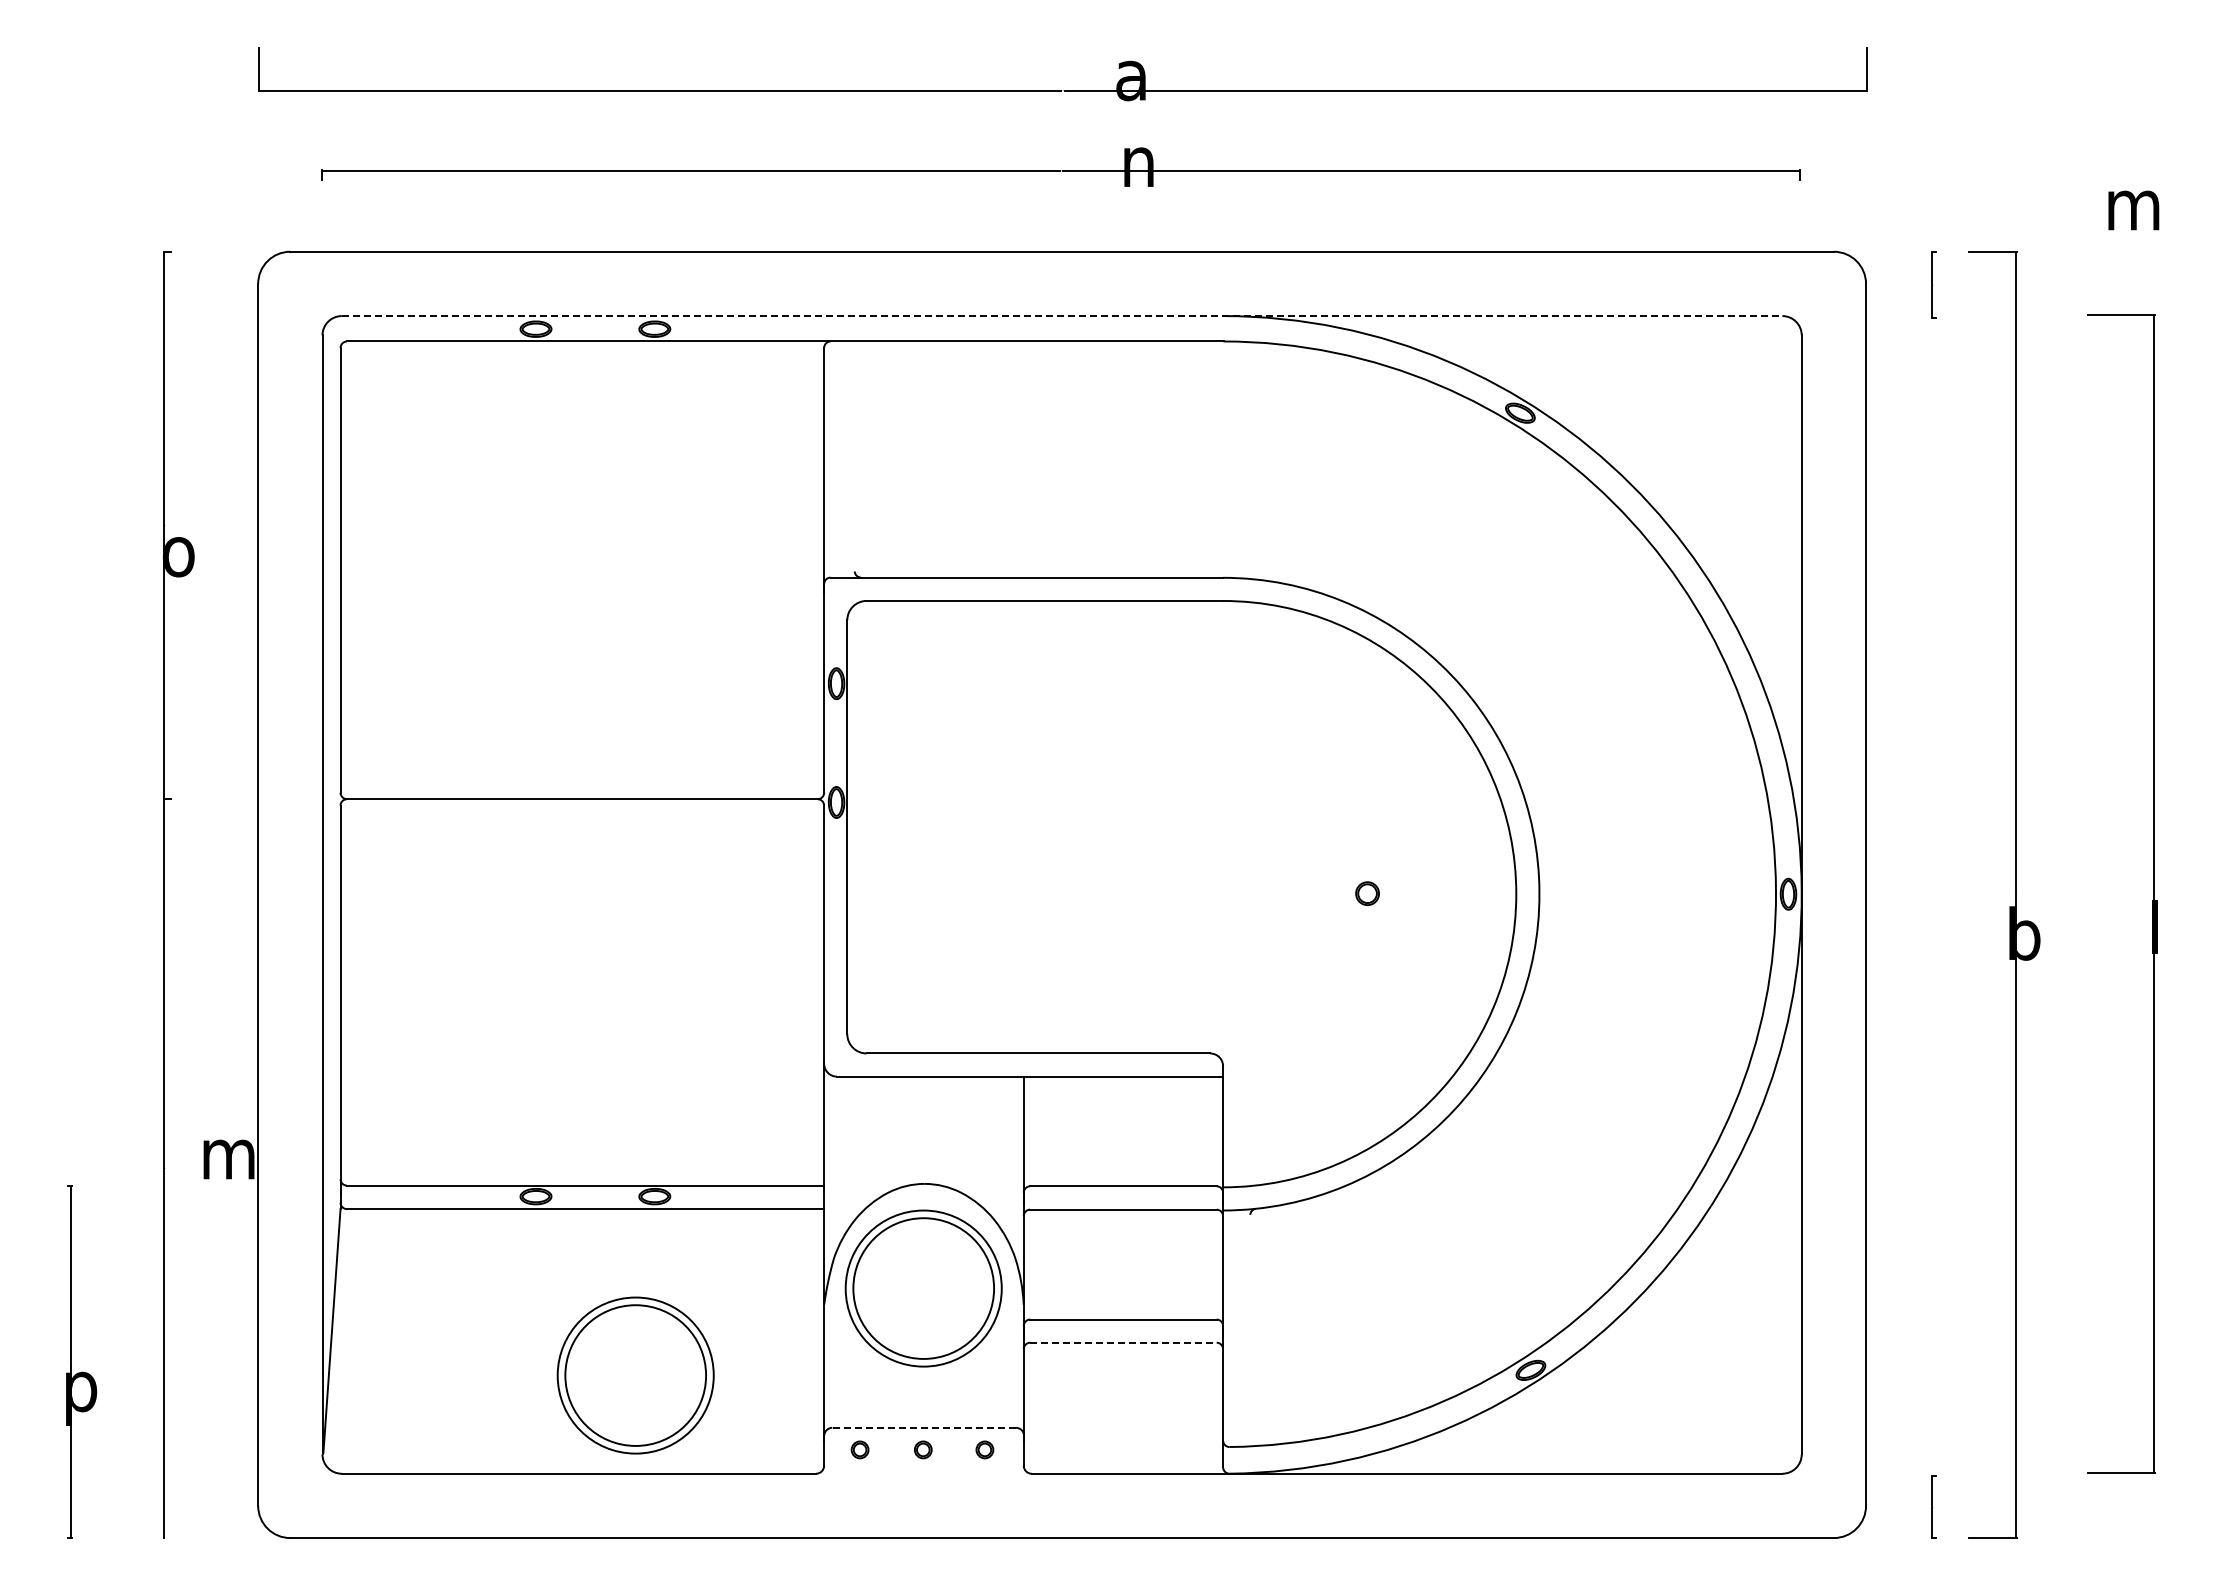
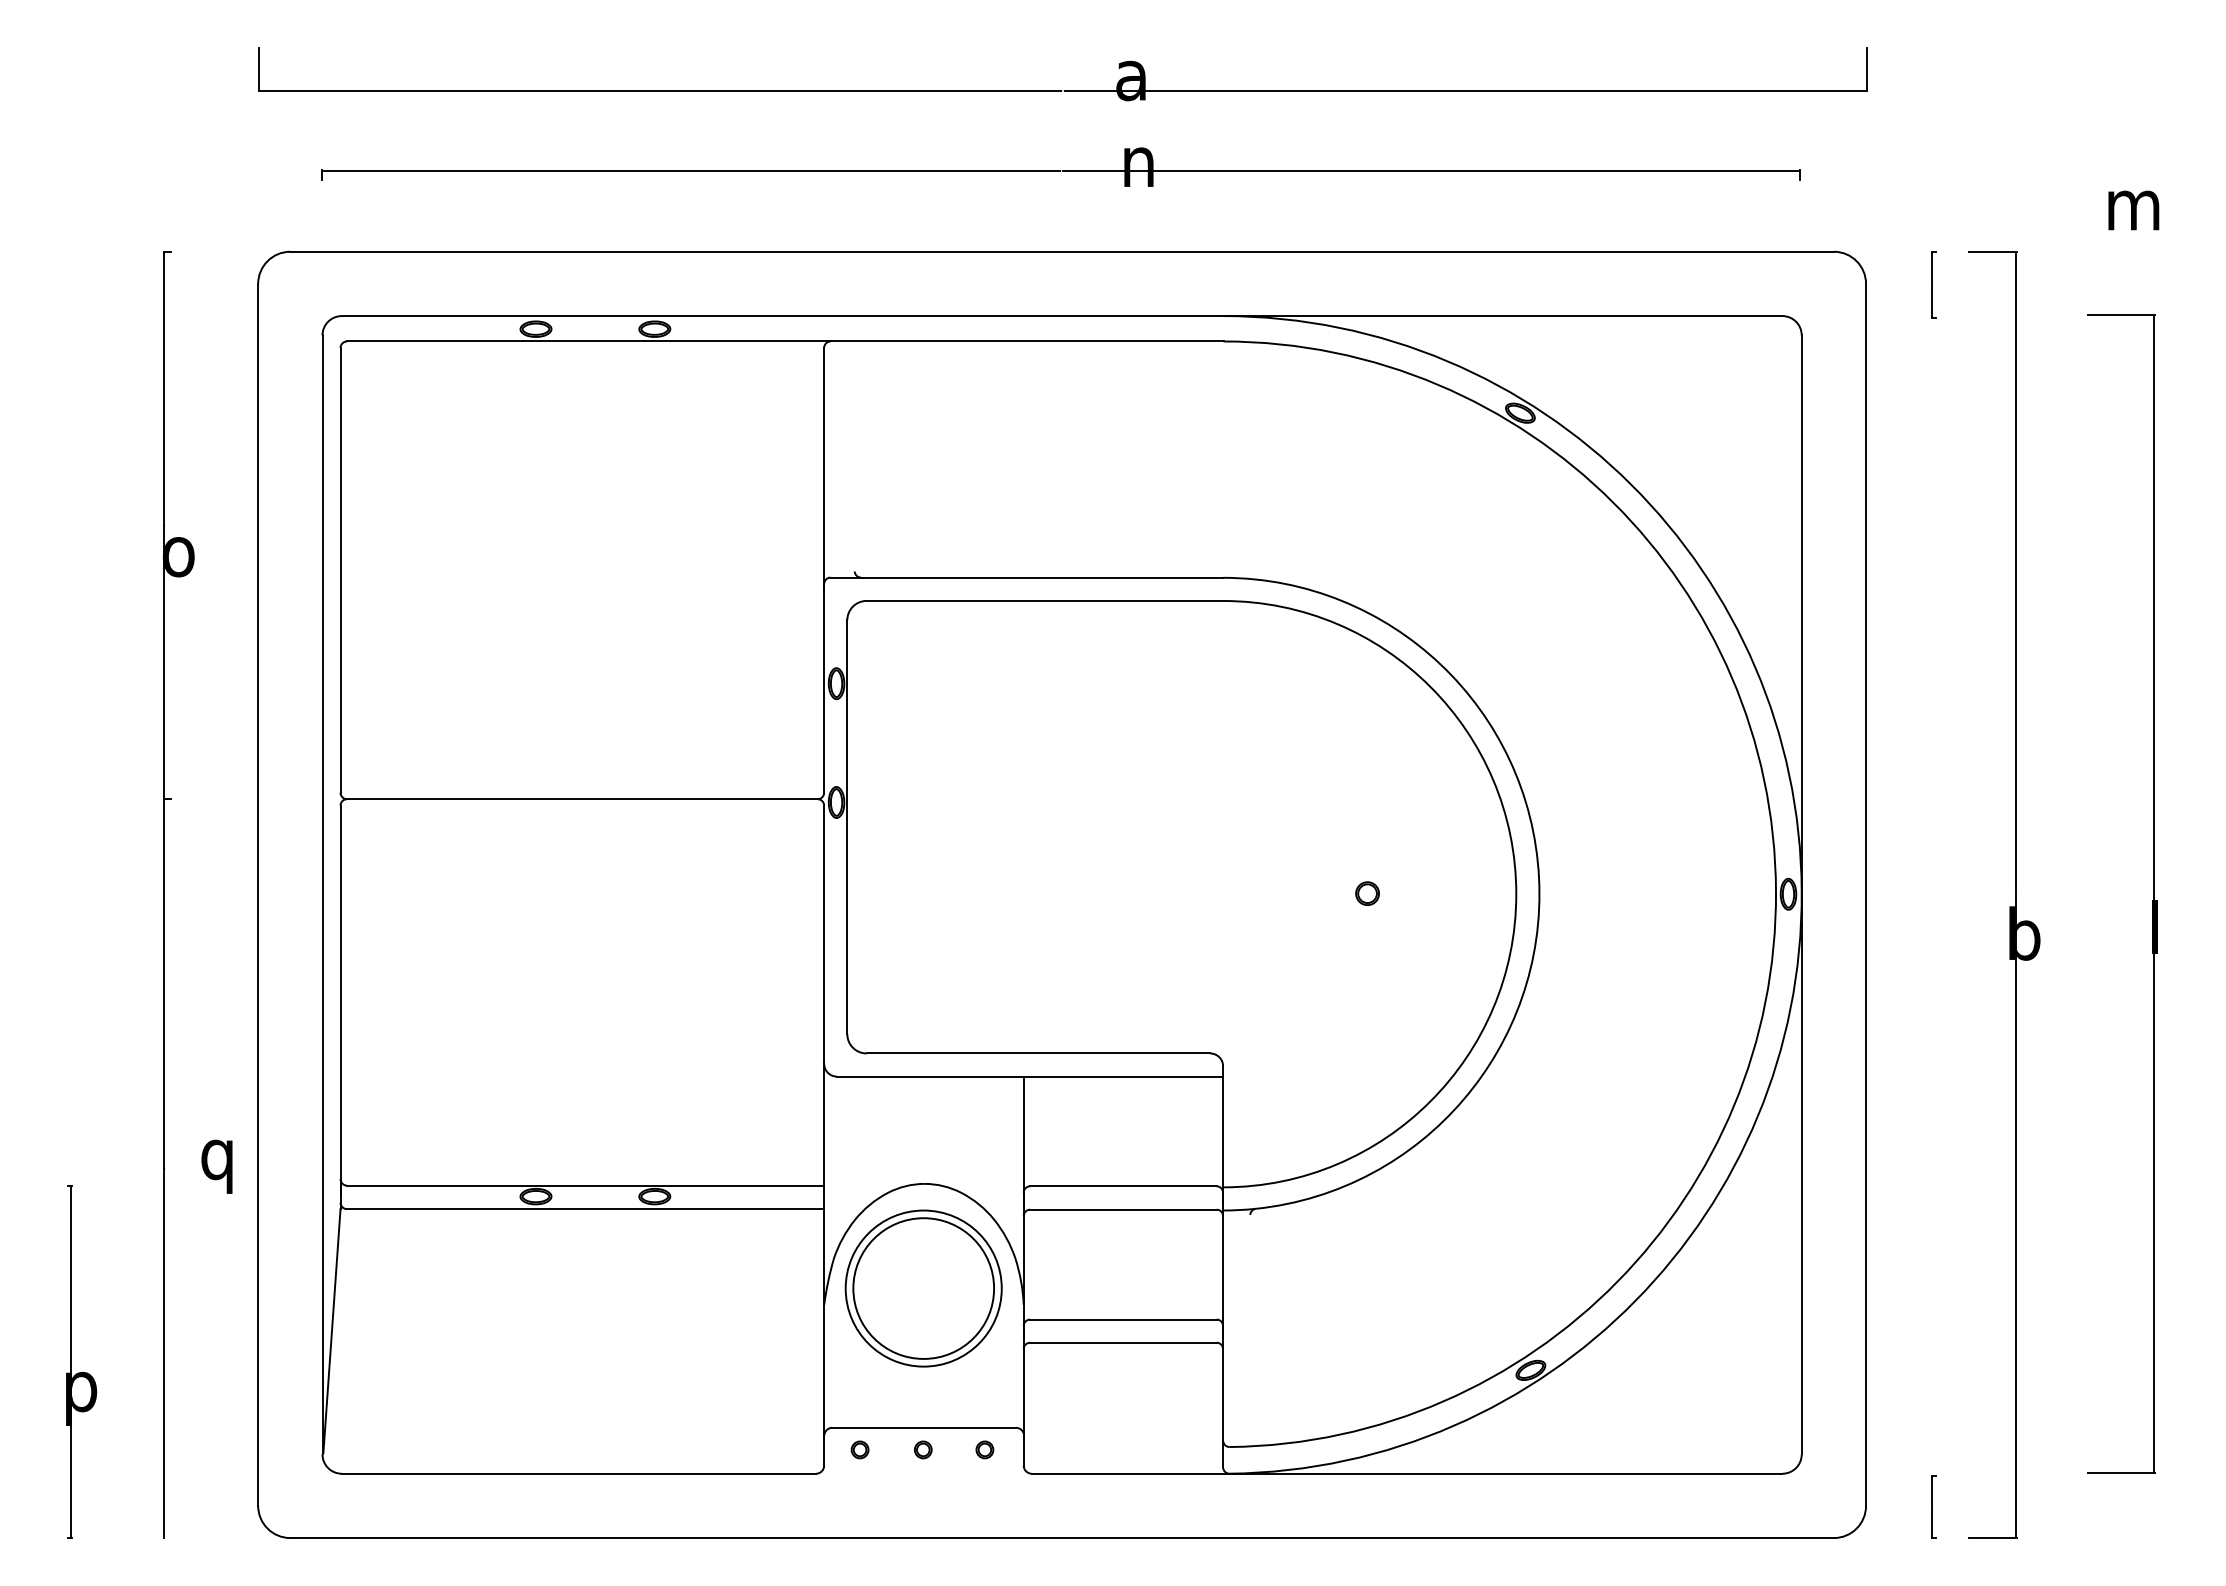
line: dashed -> solid (1062, 316)
text: m -> q (227, 1166)
line: dashed -> solid (1123, 1342)
part: present -> none (635, 1375)
line: dashed -> solid (924, 1427)
